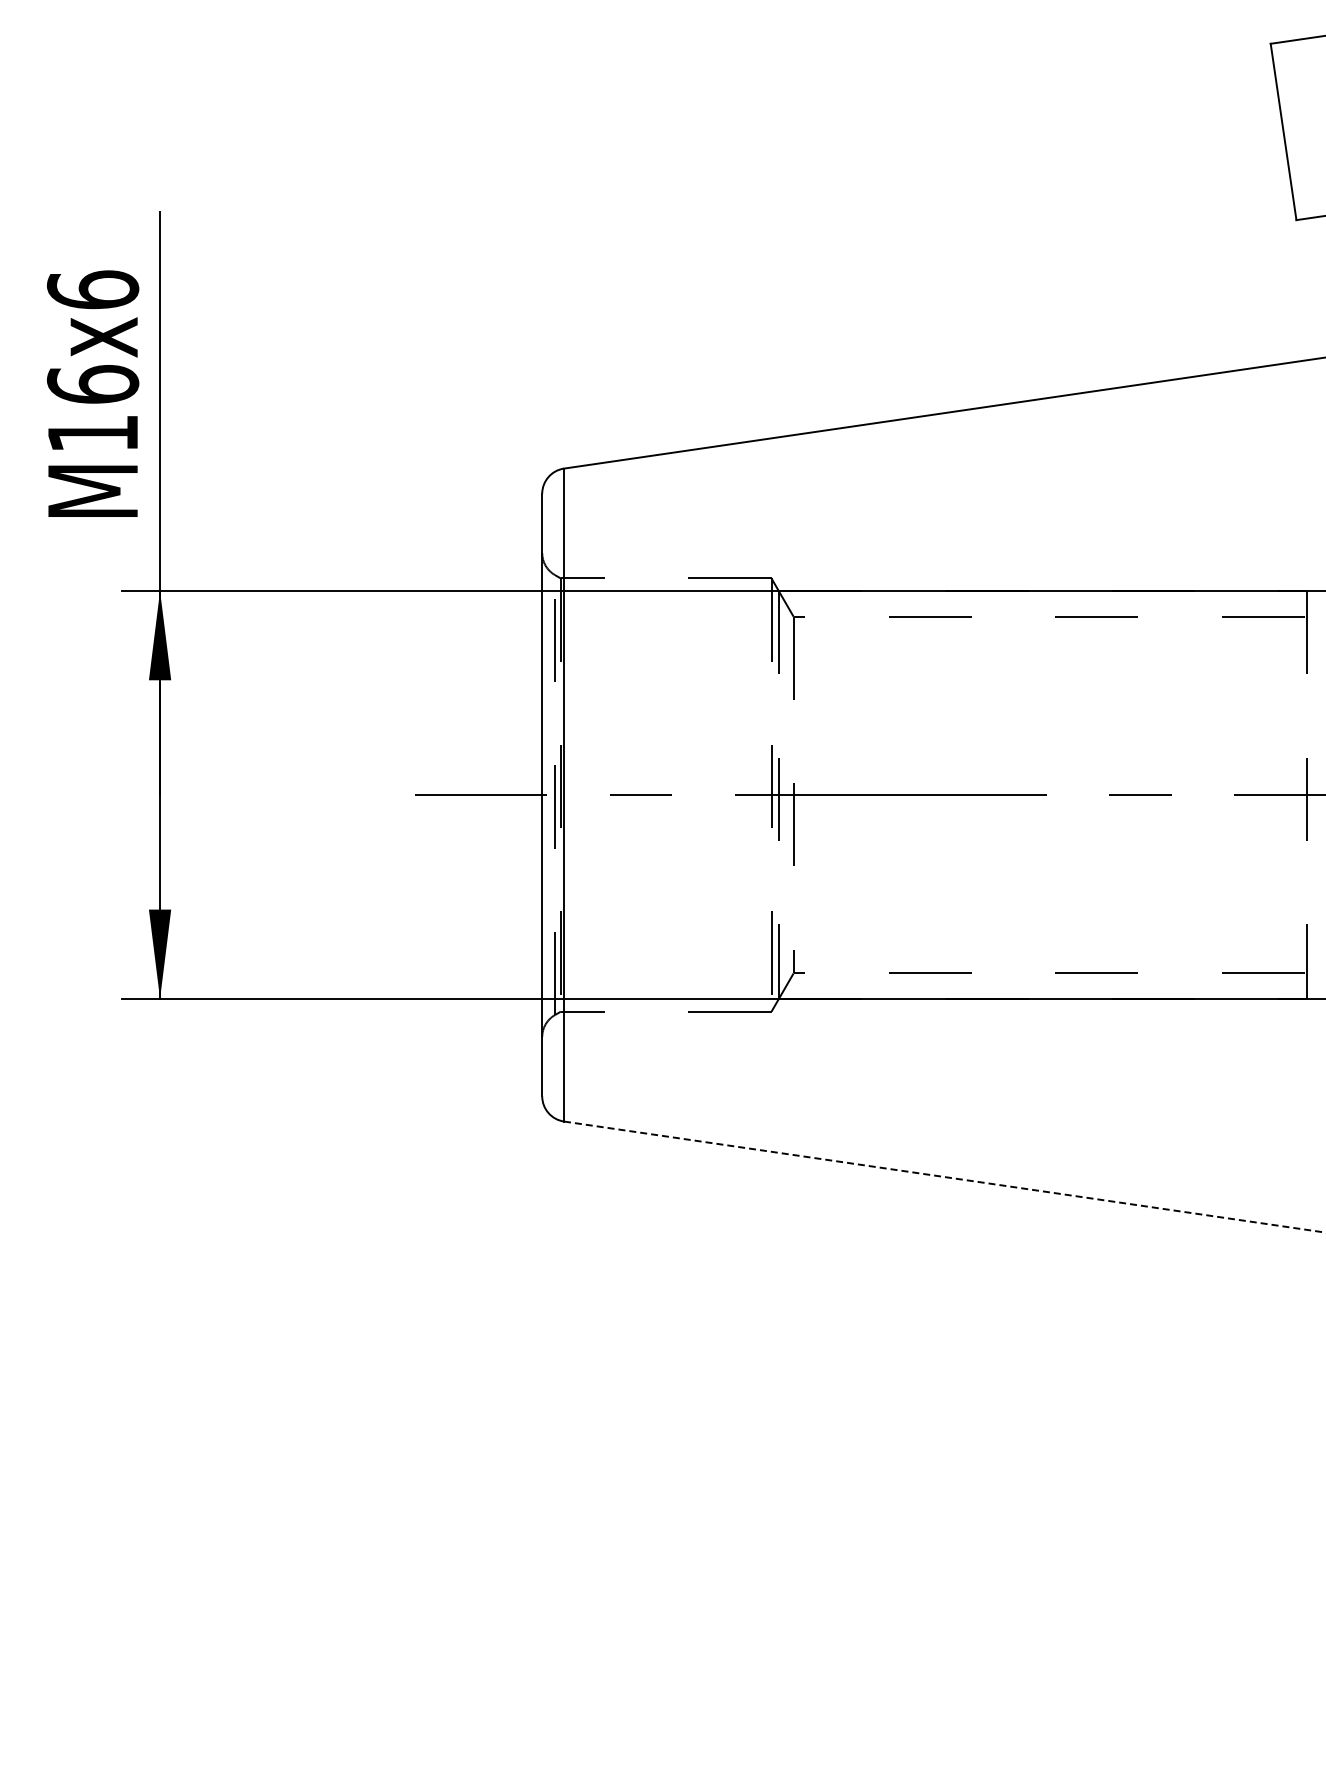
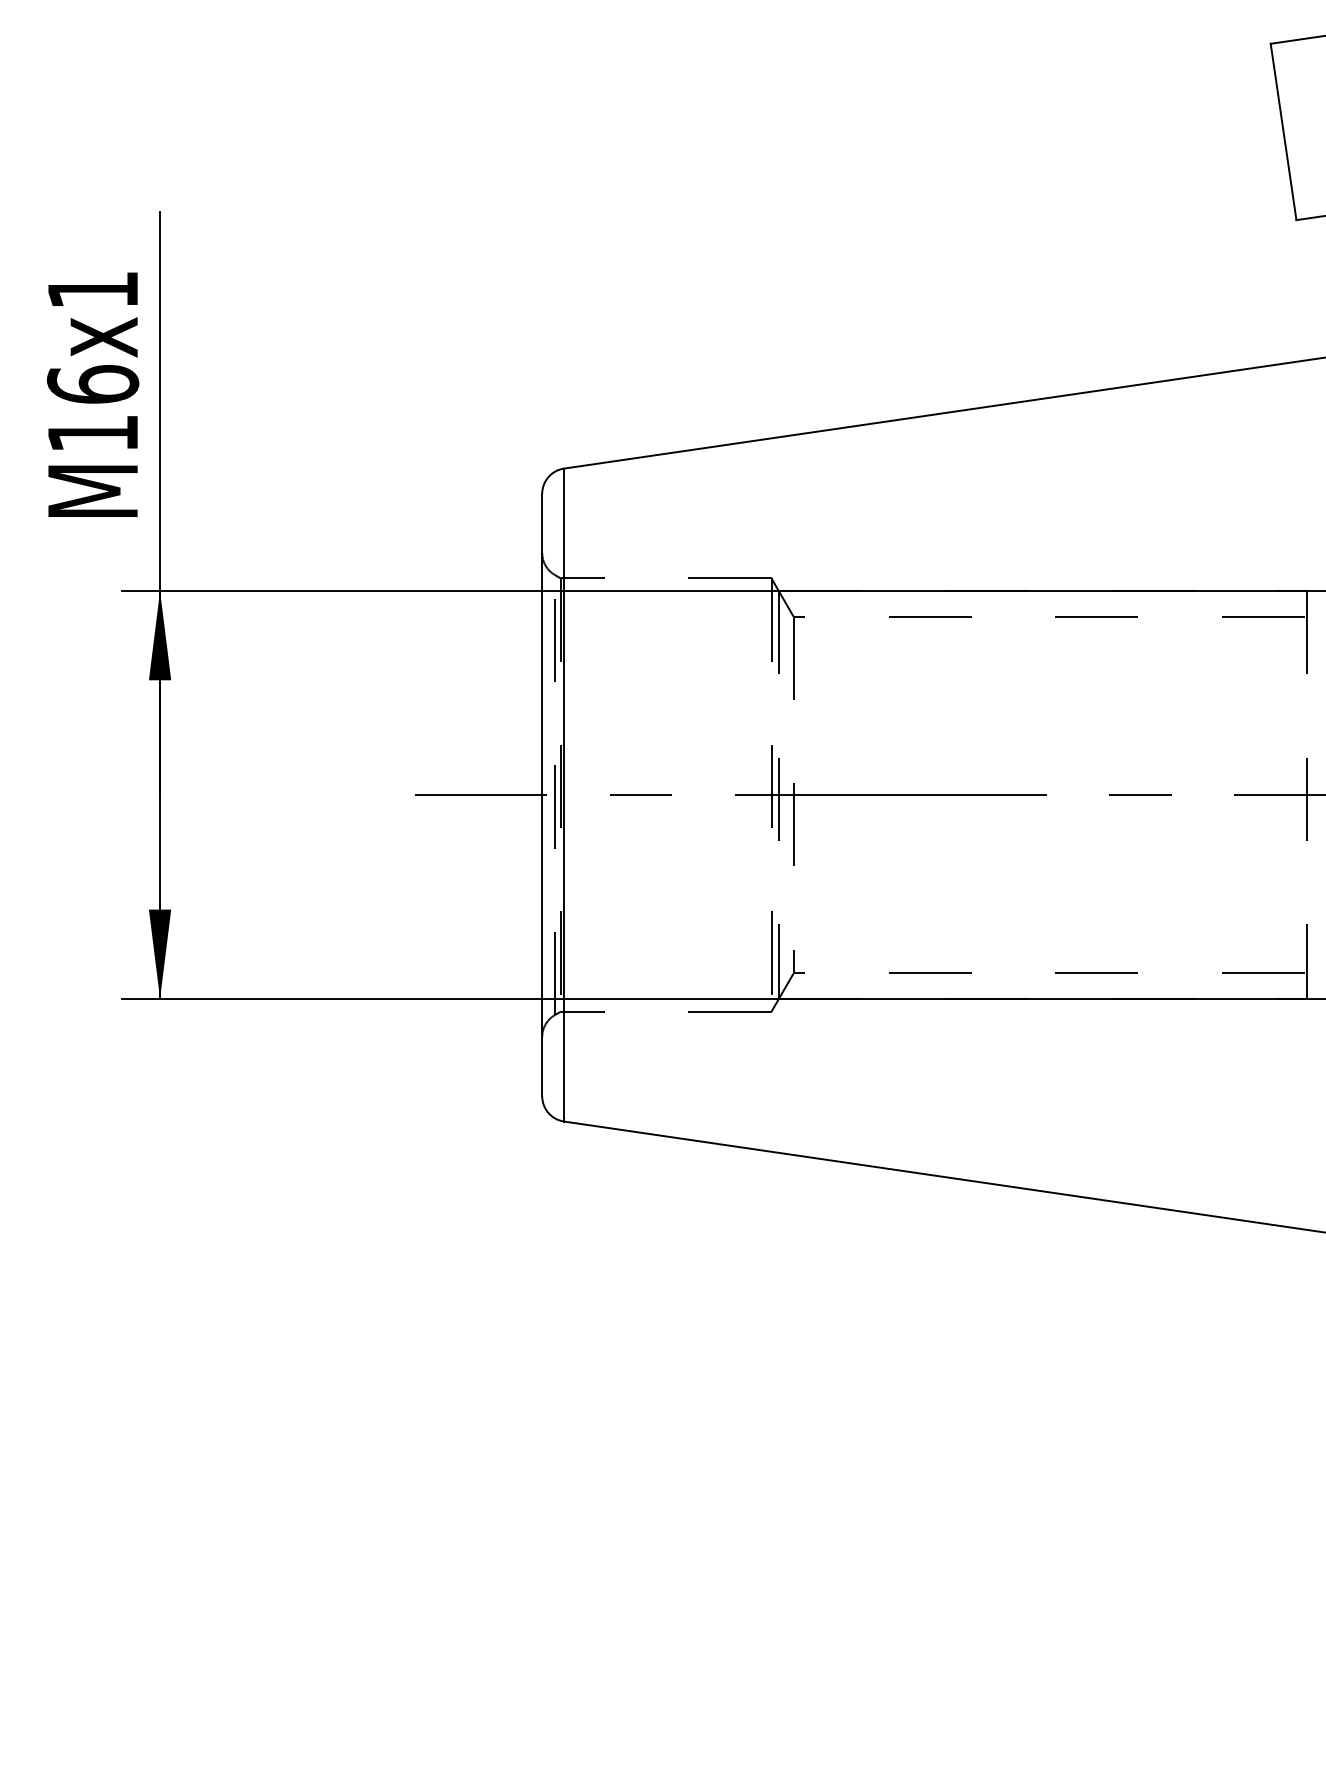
text: M16x6 -> M16x1 (92, 289)
line: dashed -> solid (944, 1177)
